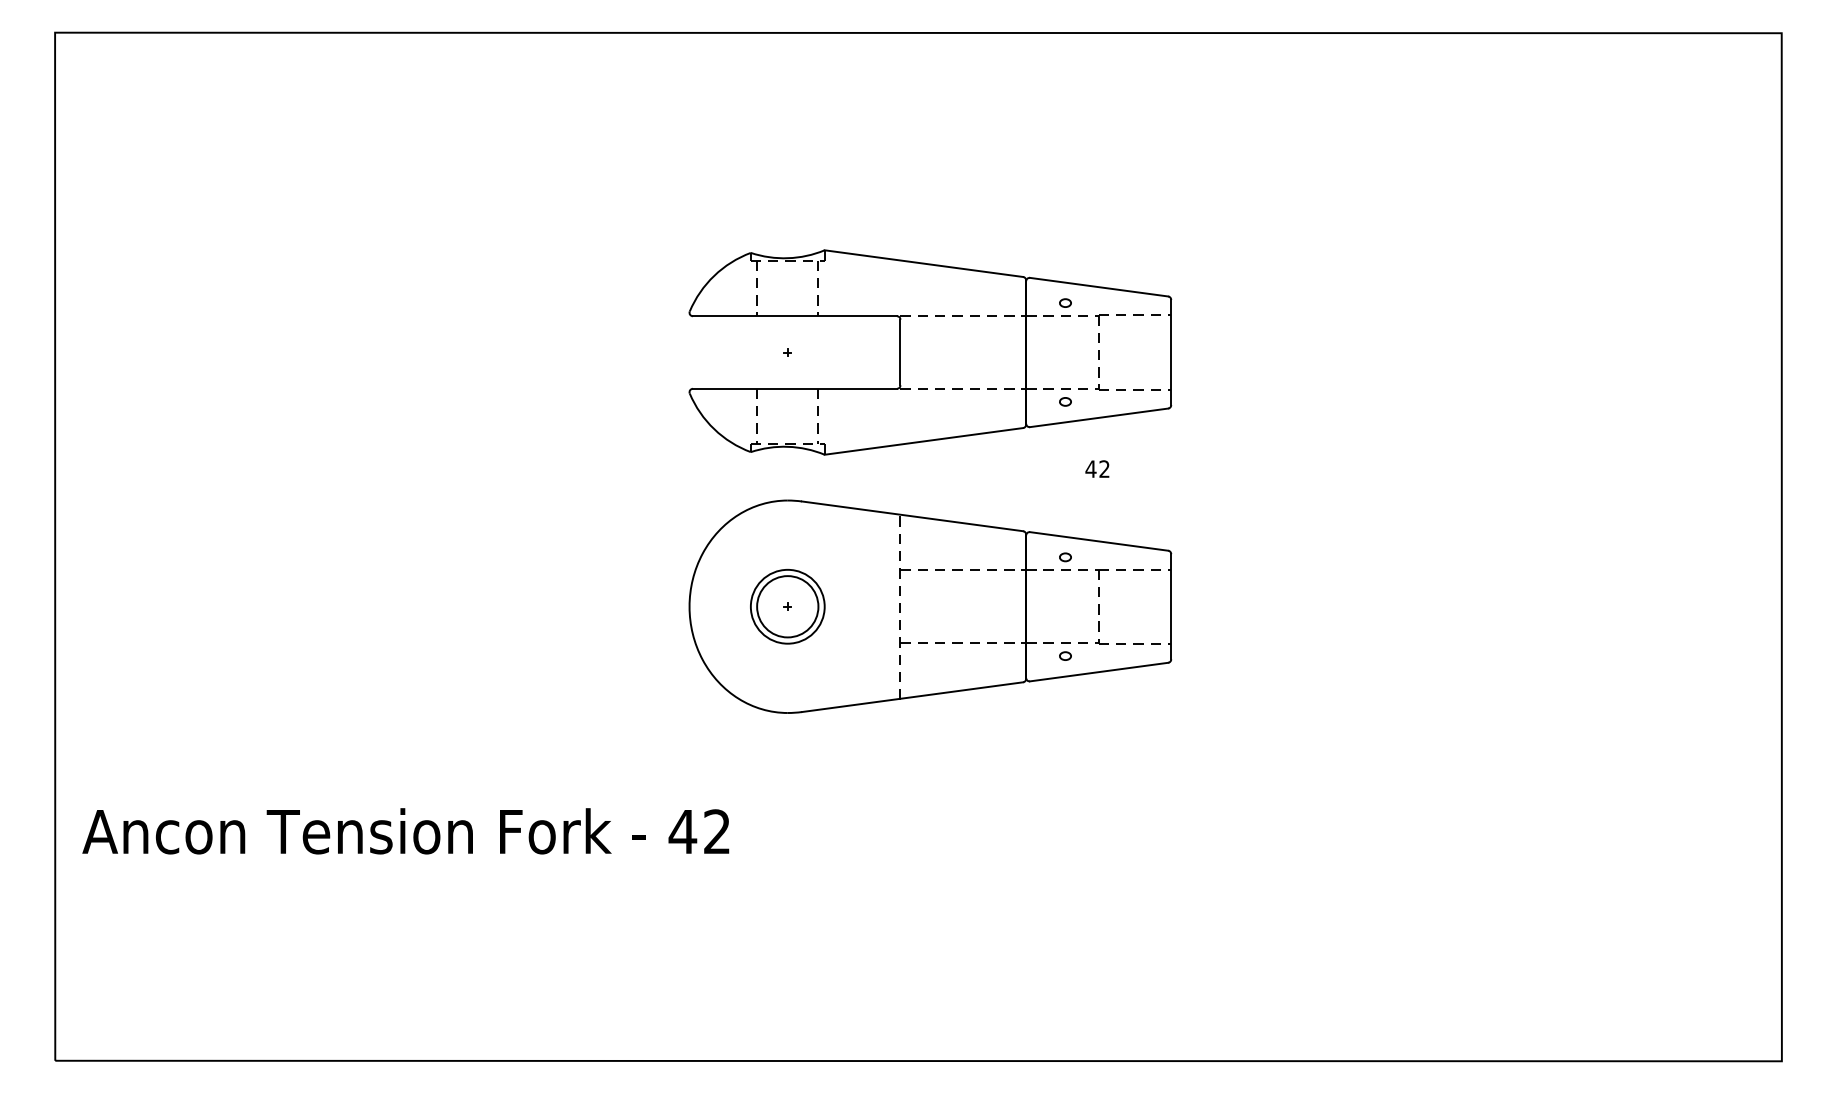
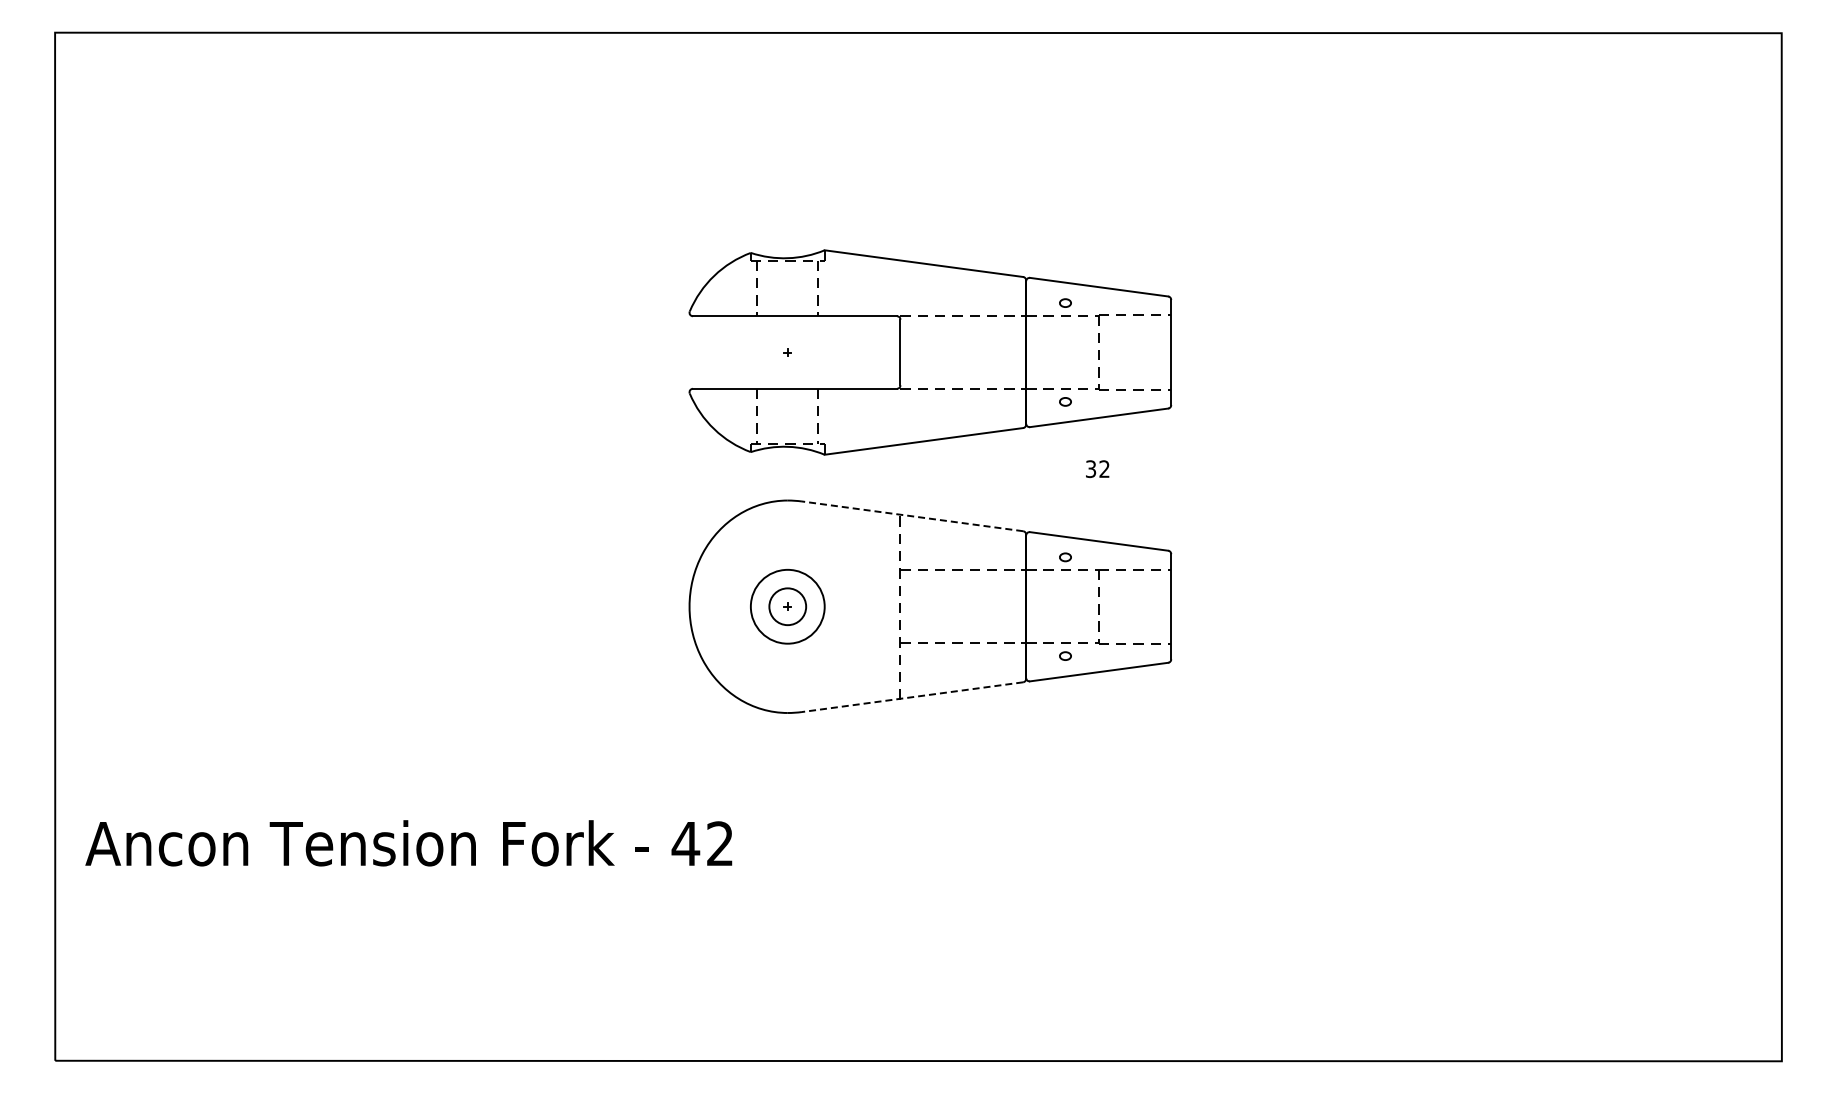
text: 42 -> 32 (1090, 469)
line: solid -> dashed (912, 516)
circle diameter: 61 px -> 37 px (787, 606)
line: solid -> dashed (912, 697)
text position: (405, 831) -> (408, 843) (408, 843)
